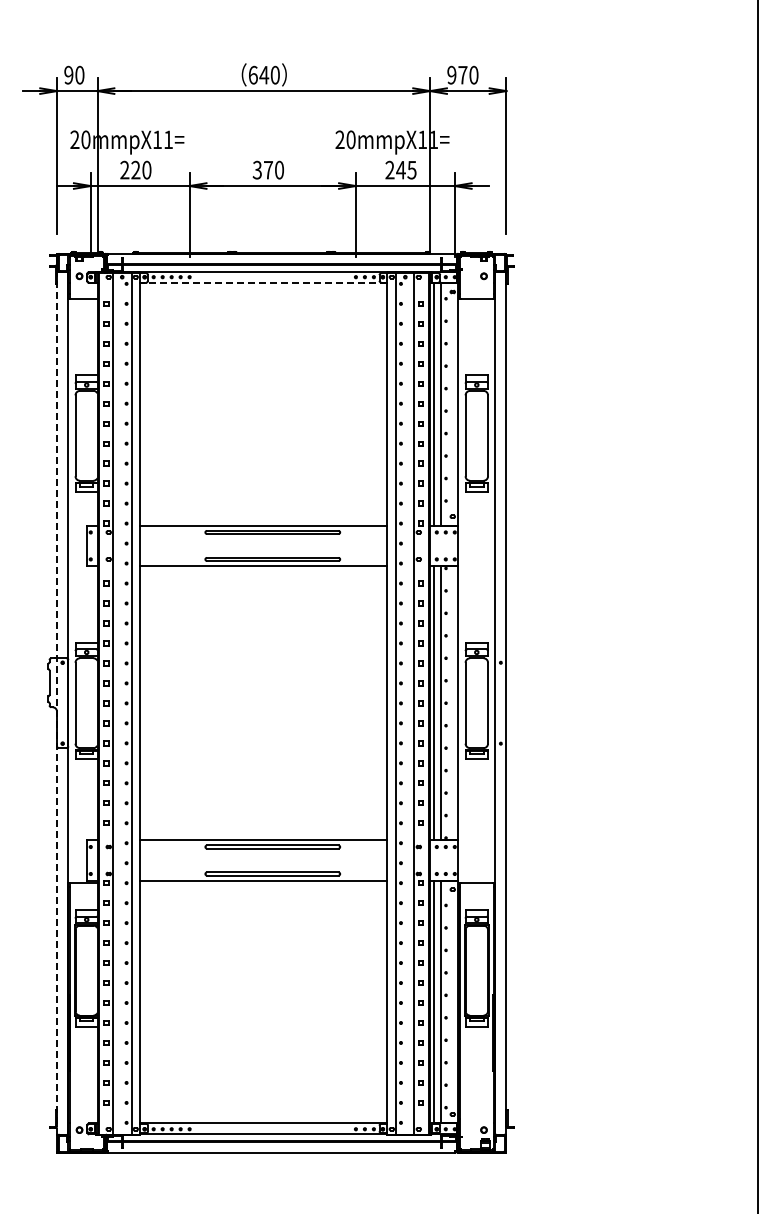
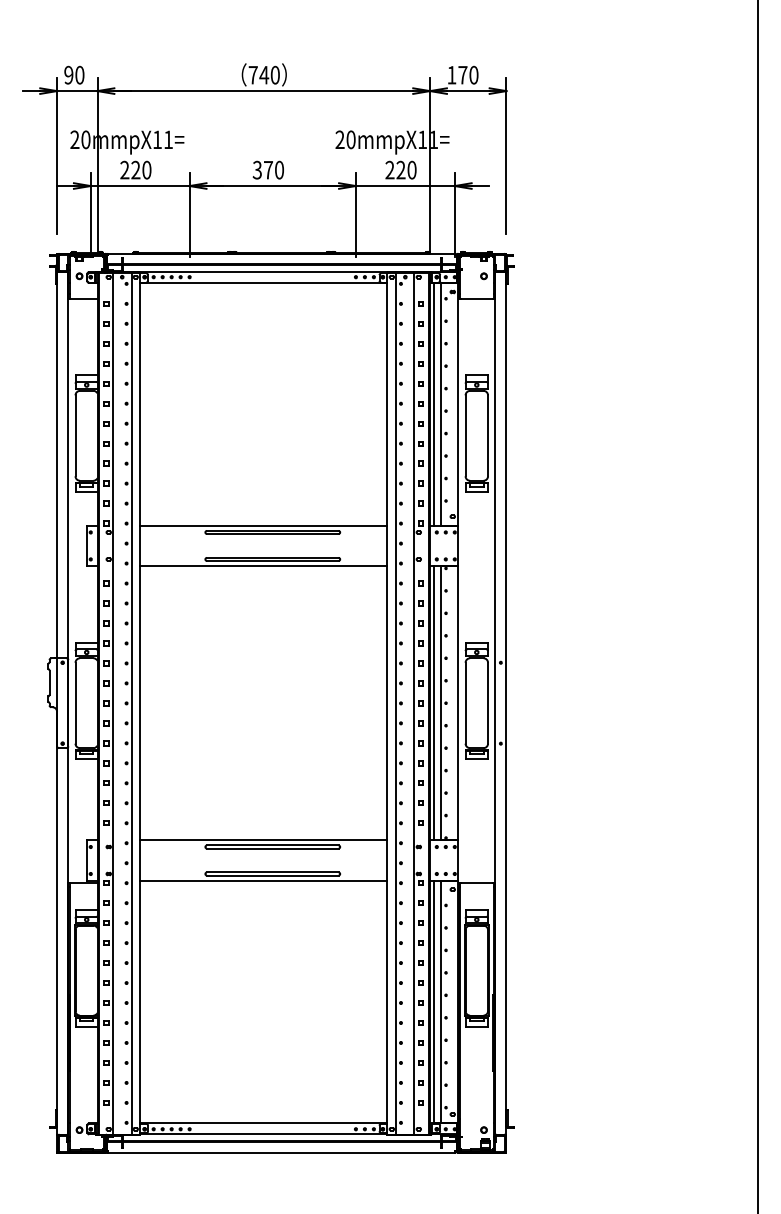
text: 640 -> 740 (252, 74)
text: 970 -> 170 (451, 74)
text: 245 -> 220 (406, 169)
line: dashed -> solid (263, 283)
line: dashed -> solid (57, 702)
